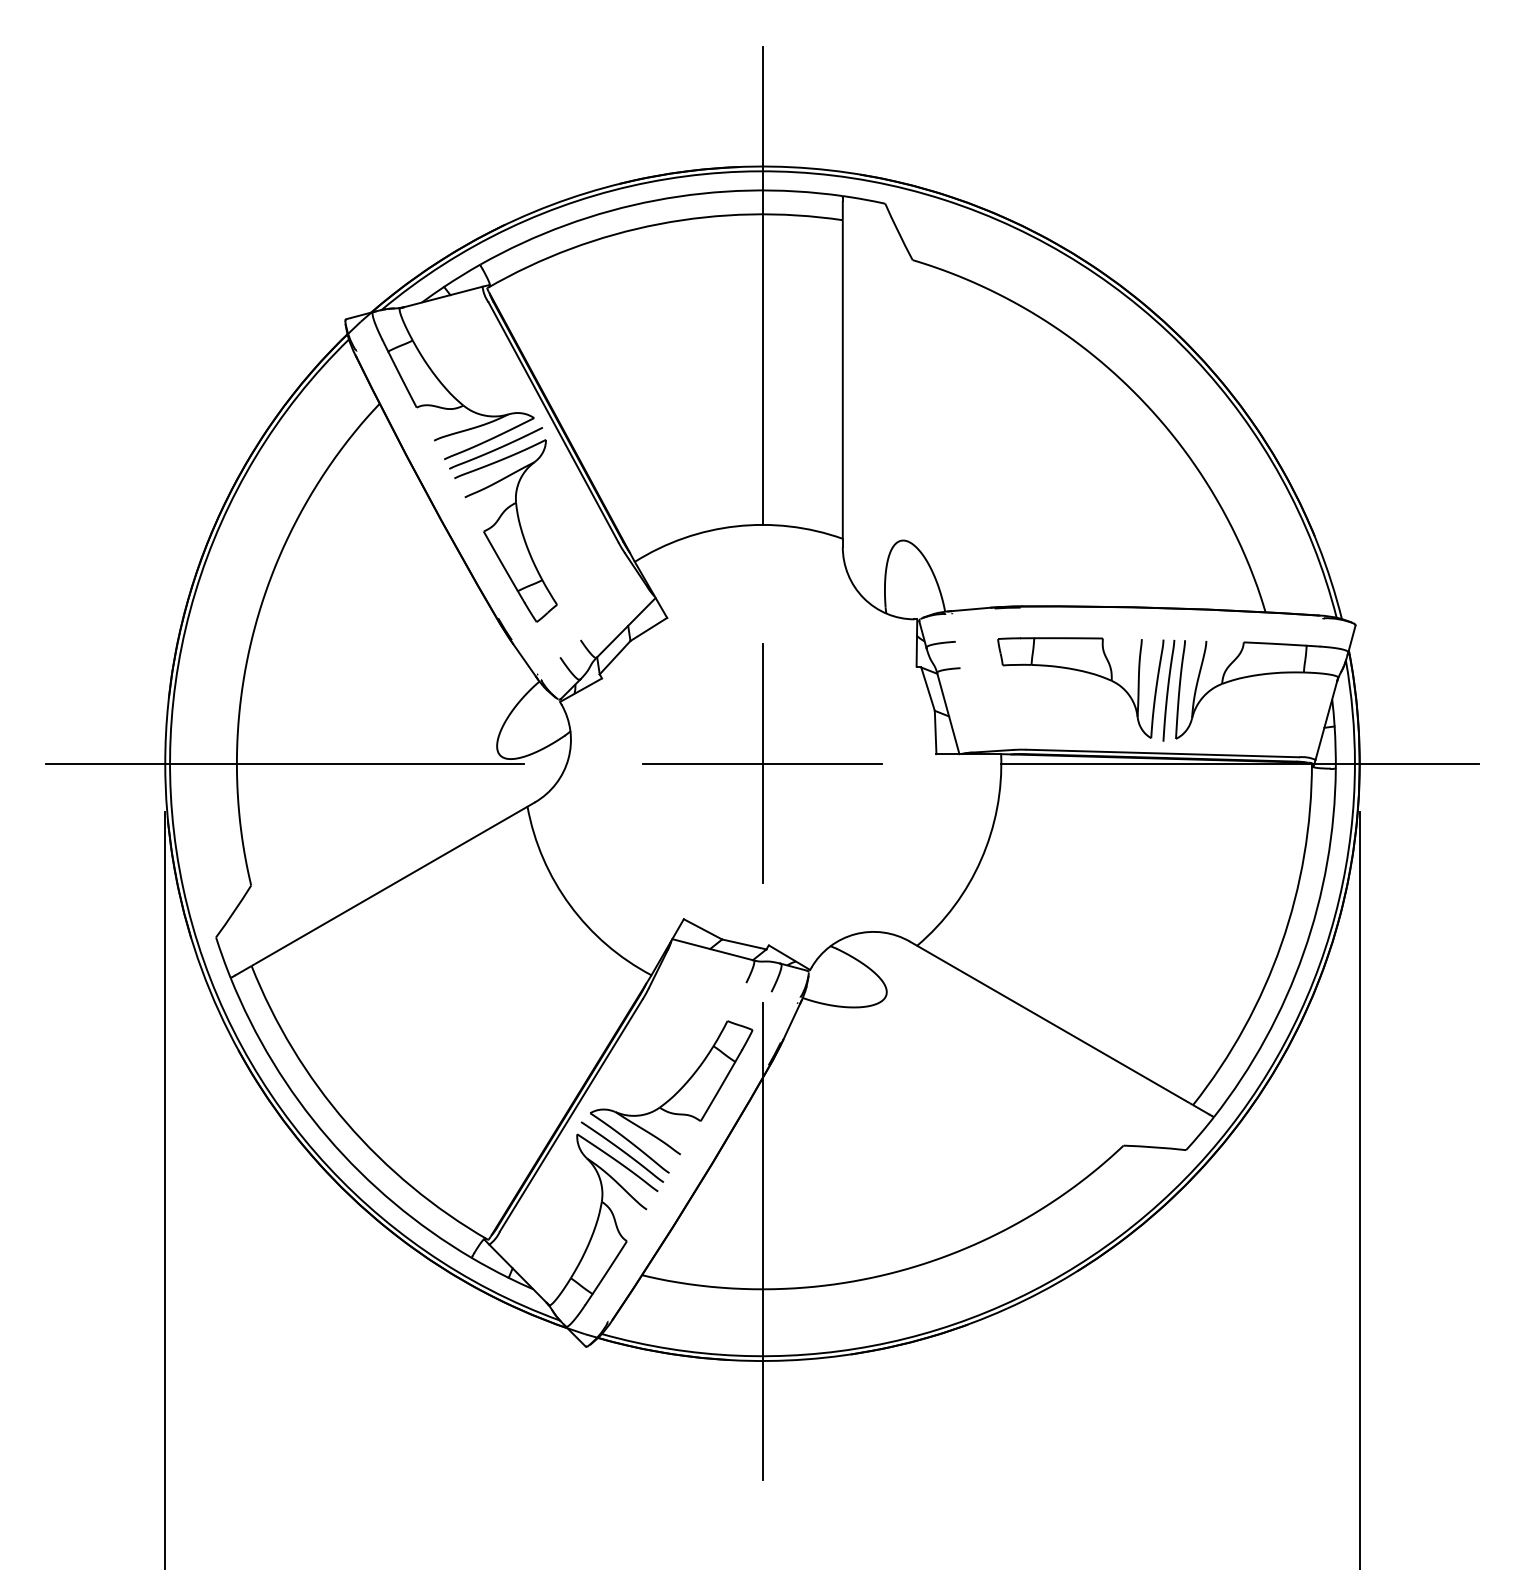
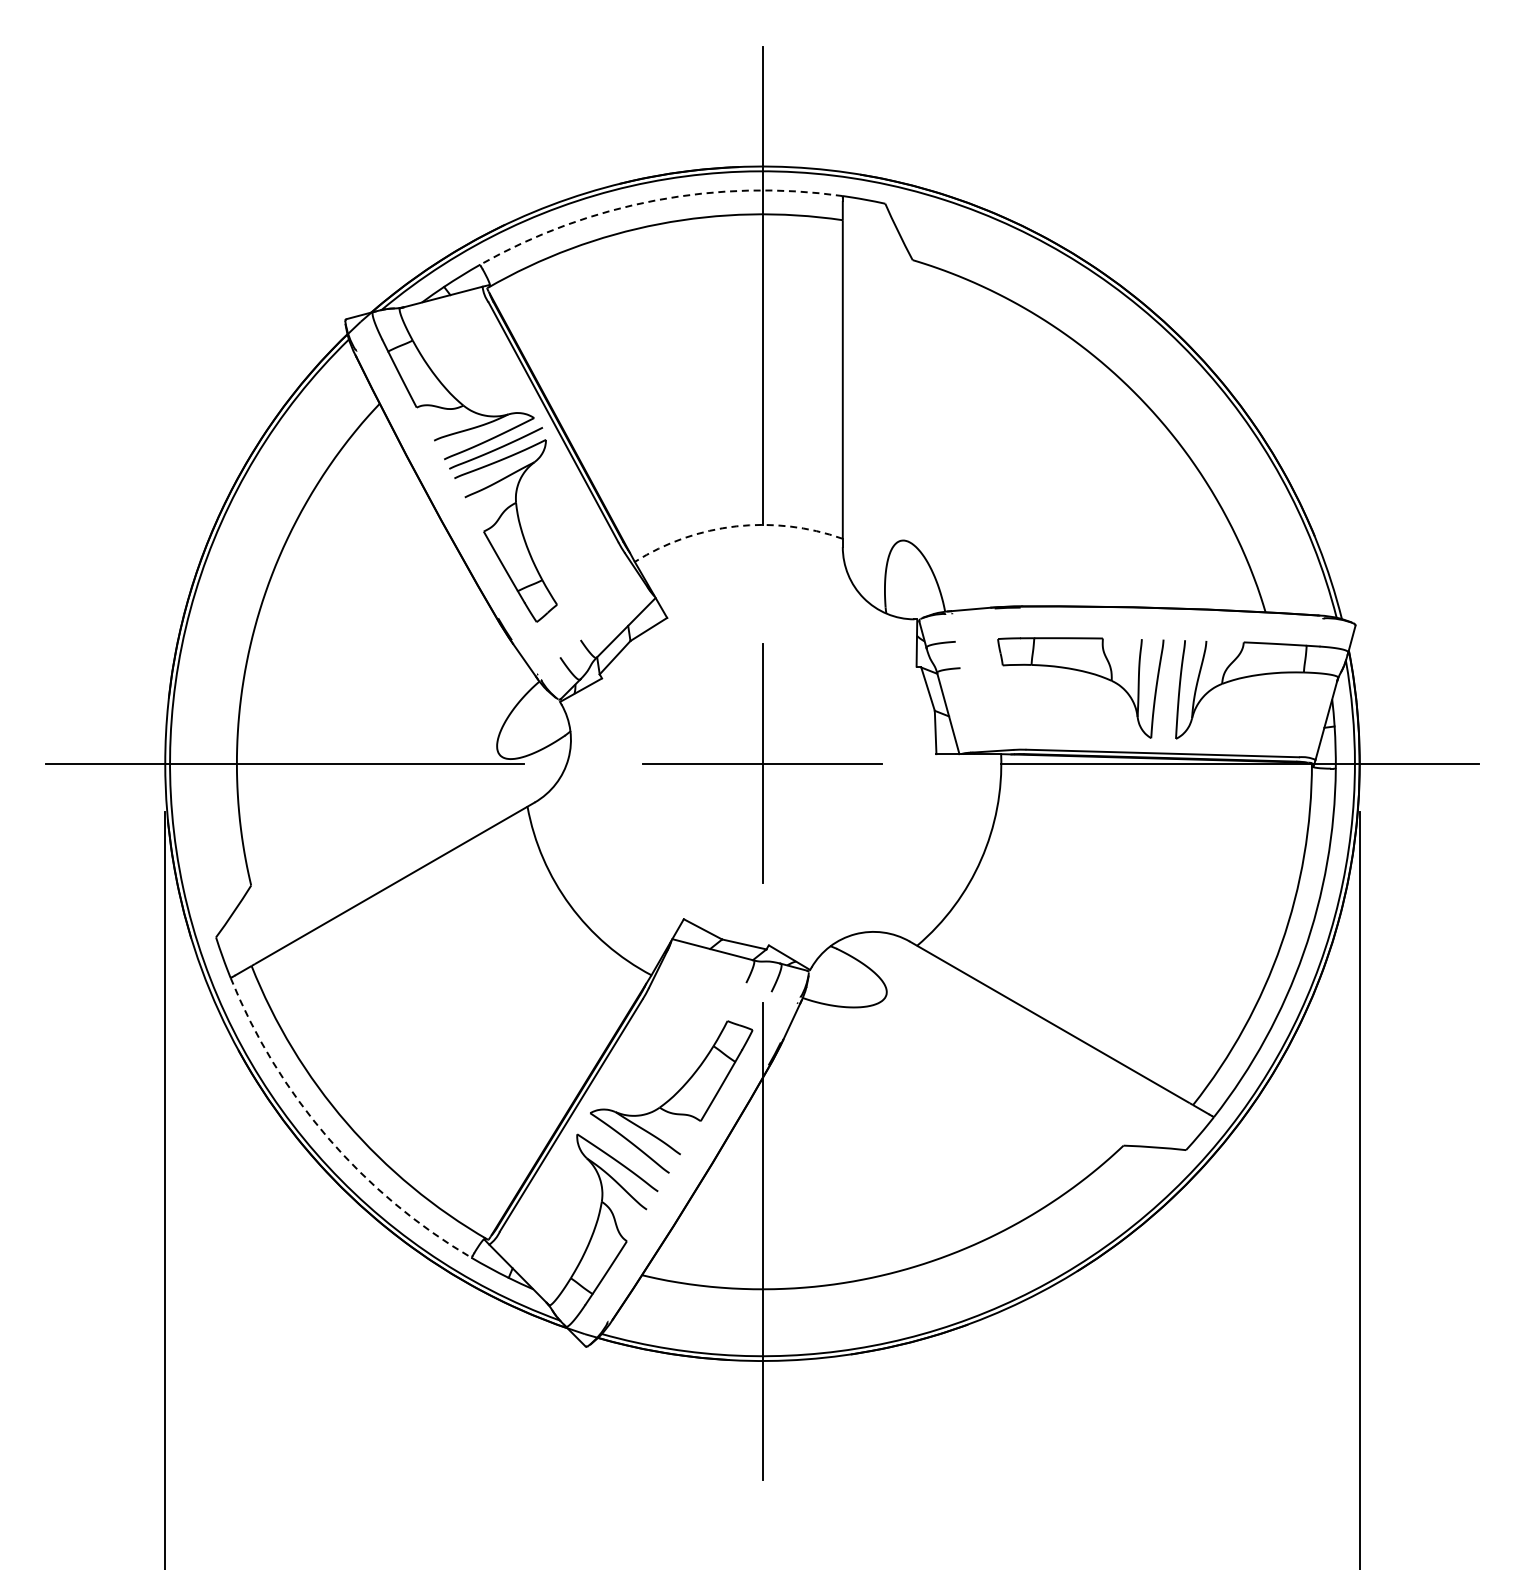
arc: solid -> dashed (655, 200)
arc: solid -> dashed (736, 526)
curve: present -> none (1168, 690)
arc: solid -> dashed (327, 1137)
curve: present -> none (622, 1151)
